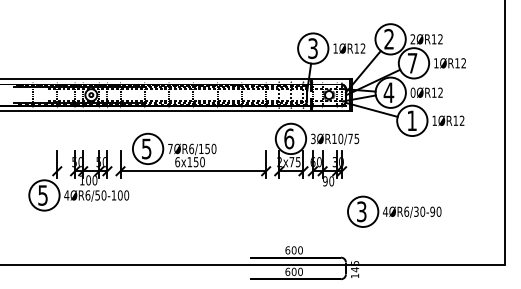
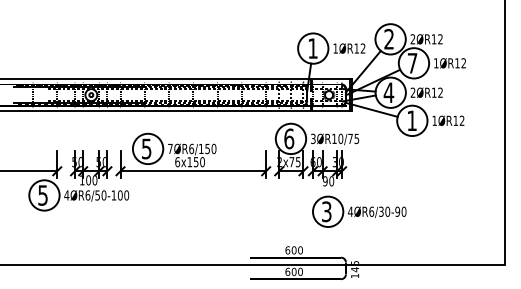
text: 3 -> 1 (312, 48)
text: 0ØR12 -> 2ØR12 (412, 92)
line: none -> present (29, 171)
part position: (394, 211) -> (359, 211) (359, 211)
